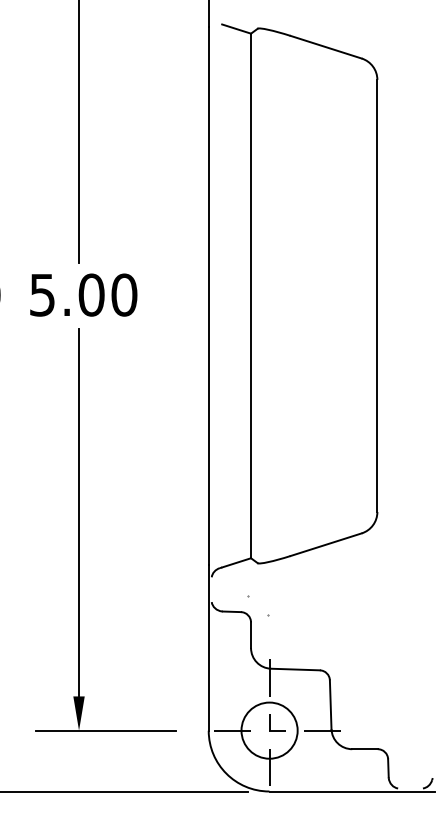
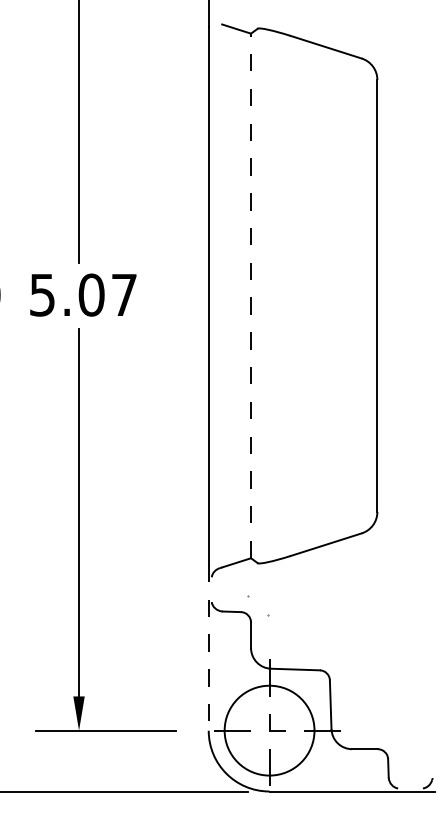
text: 5.00 -> 5.07 (124, 294)
line: solid -> dashed (251, 295)
line: solid -> dashed (208, 647)
circle diameter: 56 px -> 90 px (269, 730)
